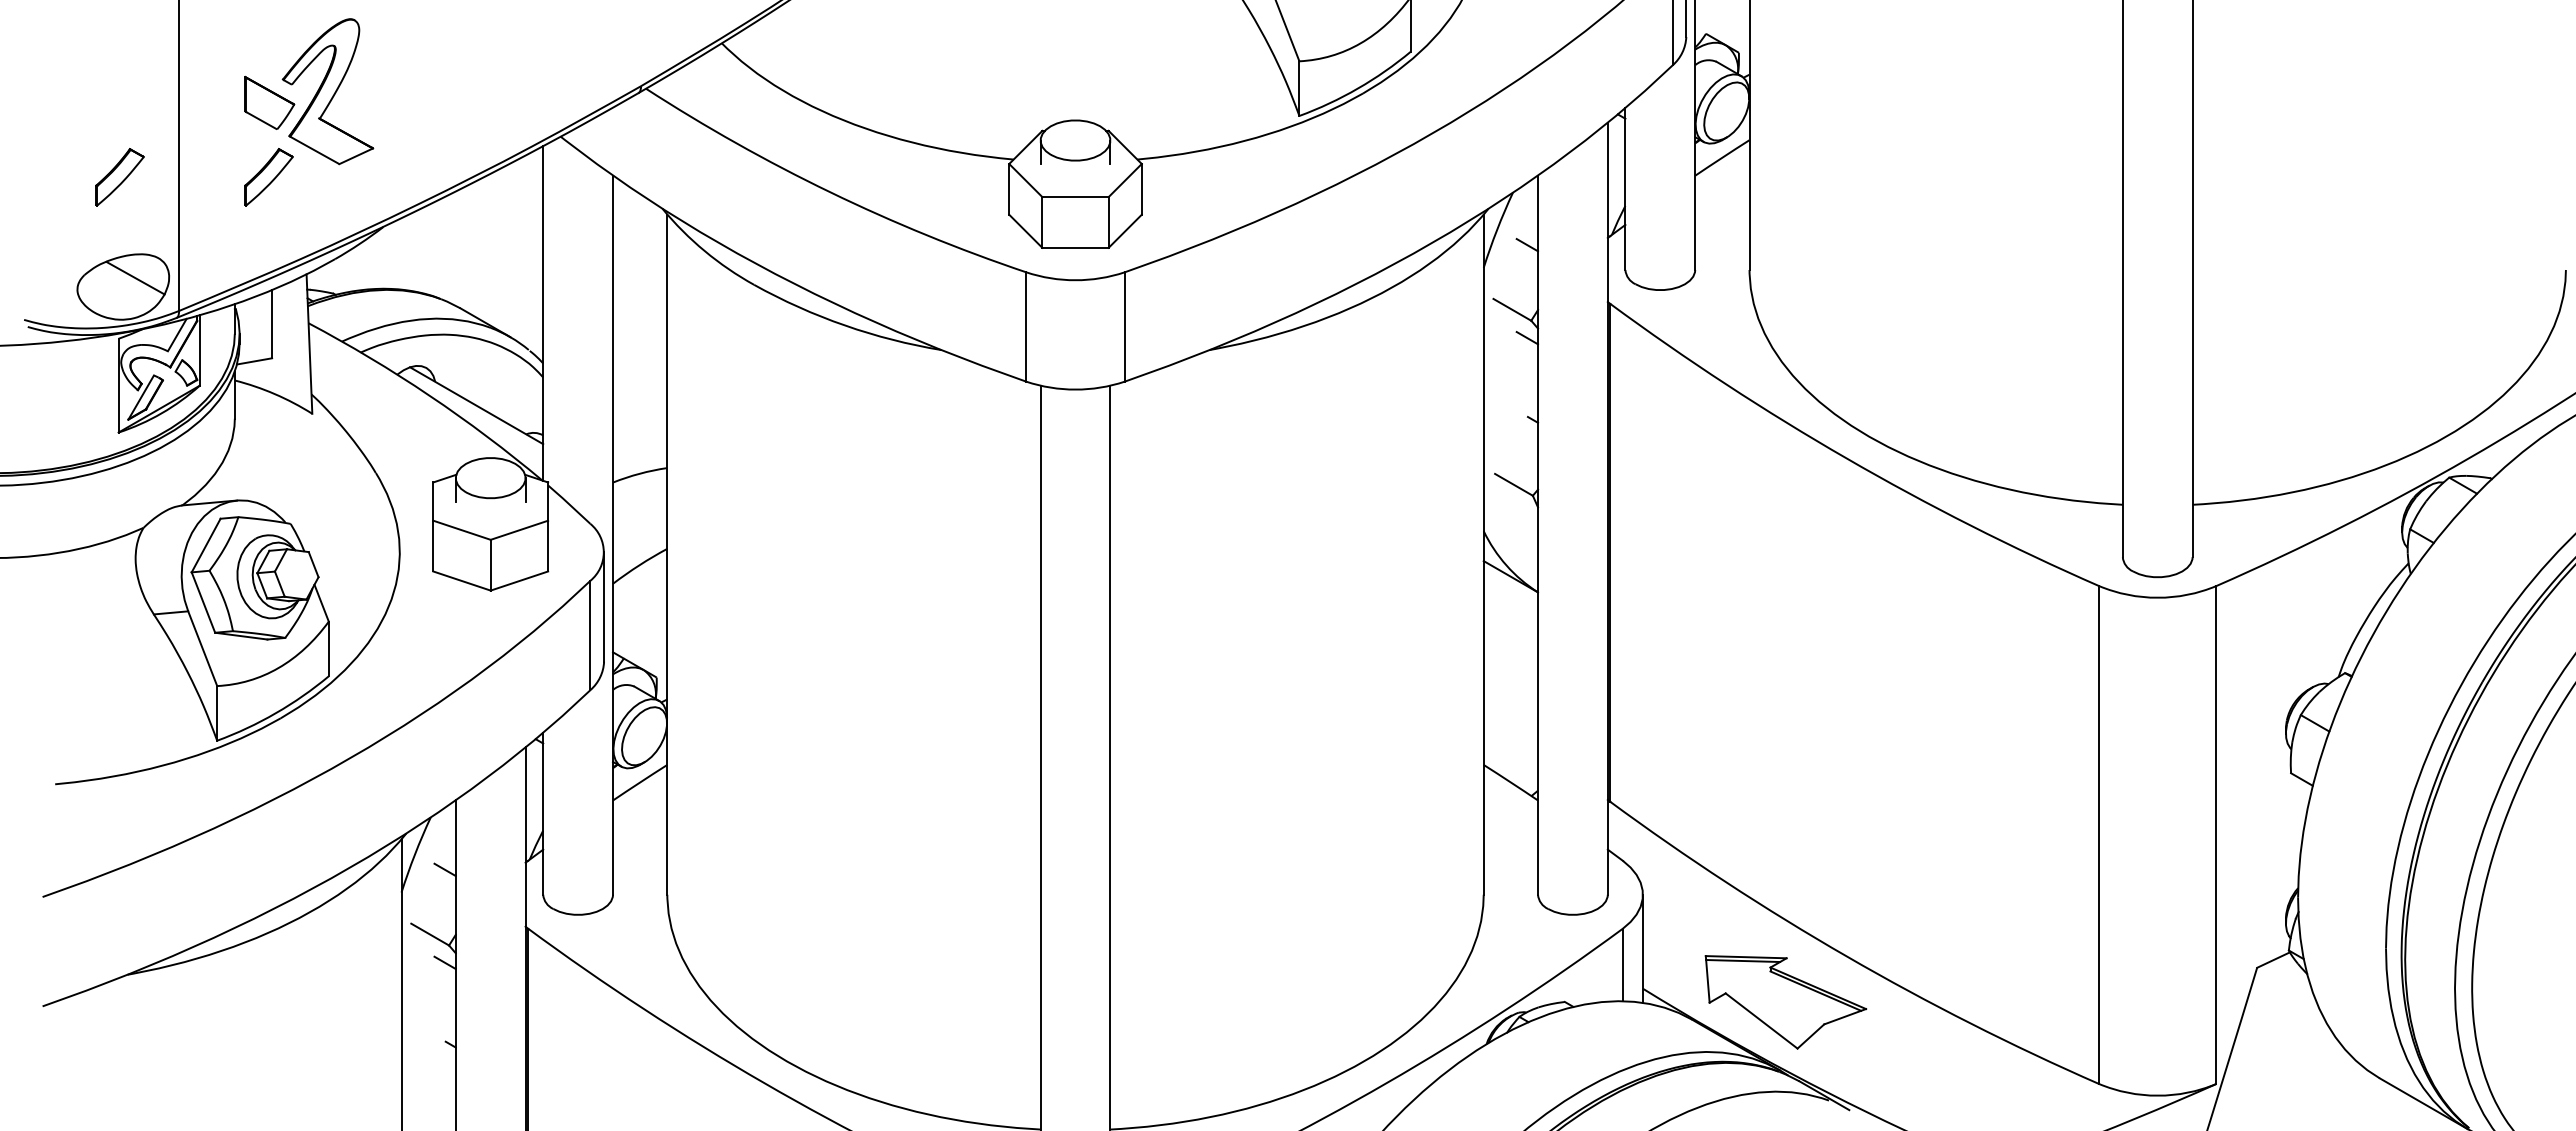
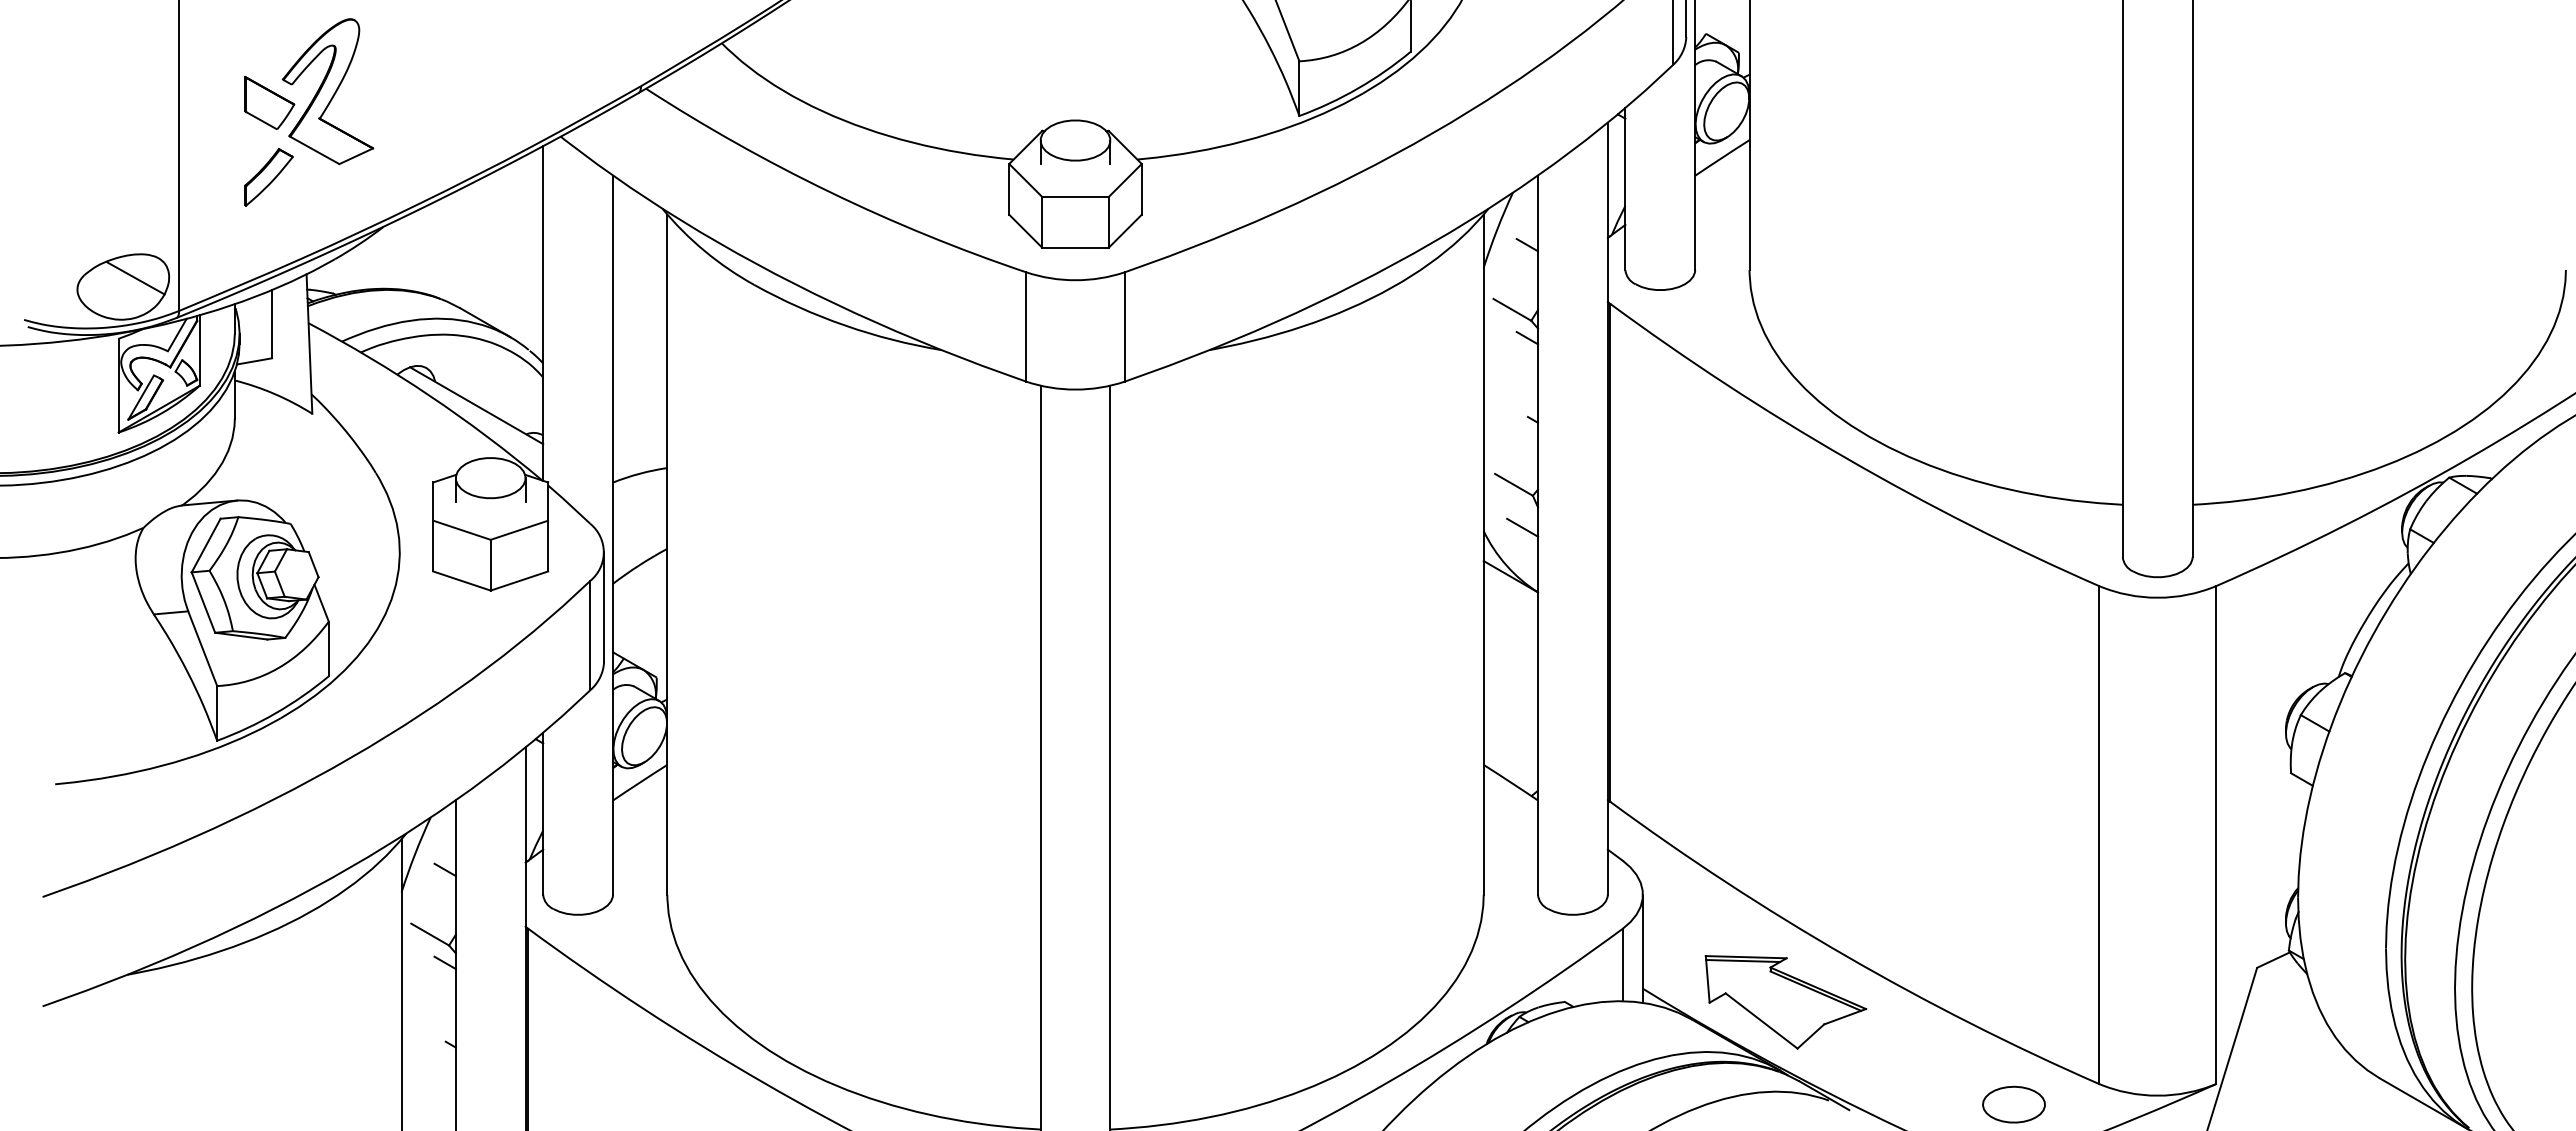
part: present -> none (119, 177)
line: none -> present (1522, 527)
part: none -> present (2013, 1104)
